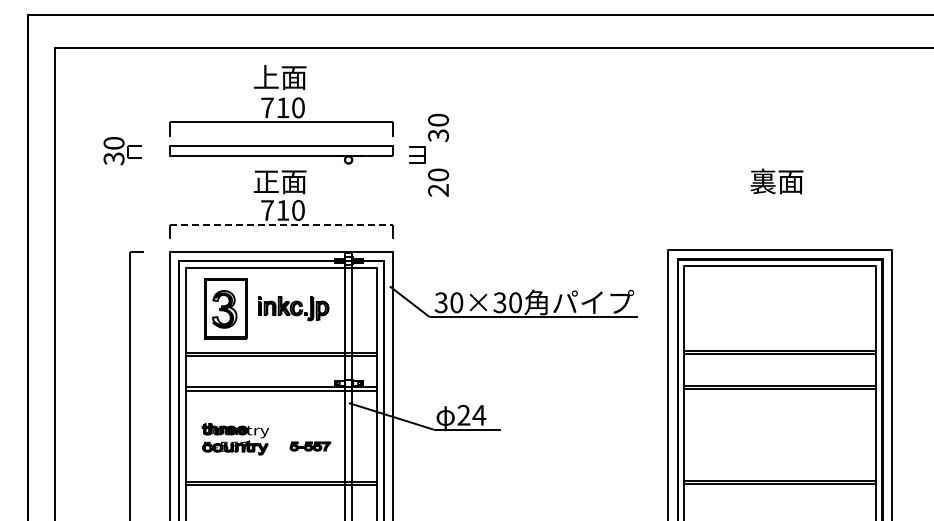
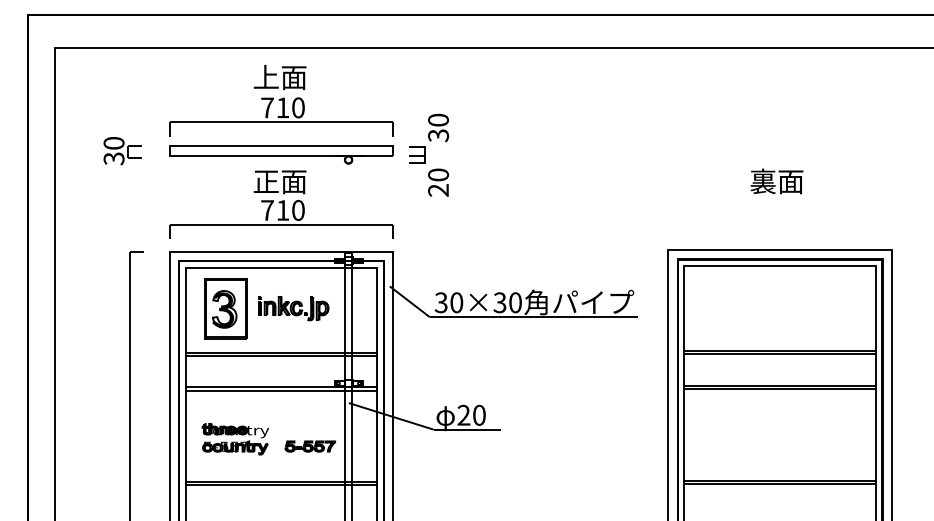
line: dashed -> solid (281, 224)
text: 24 -> 20 (479, 414)
part size: 43x11 px -> 53x13 px (310, 446)
